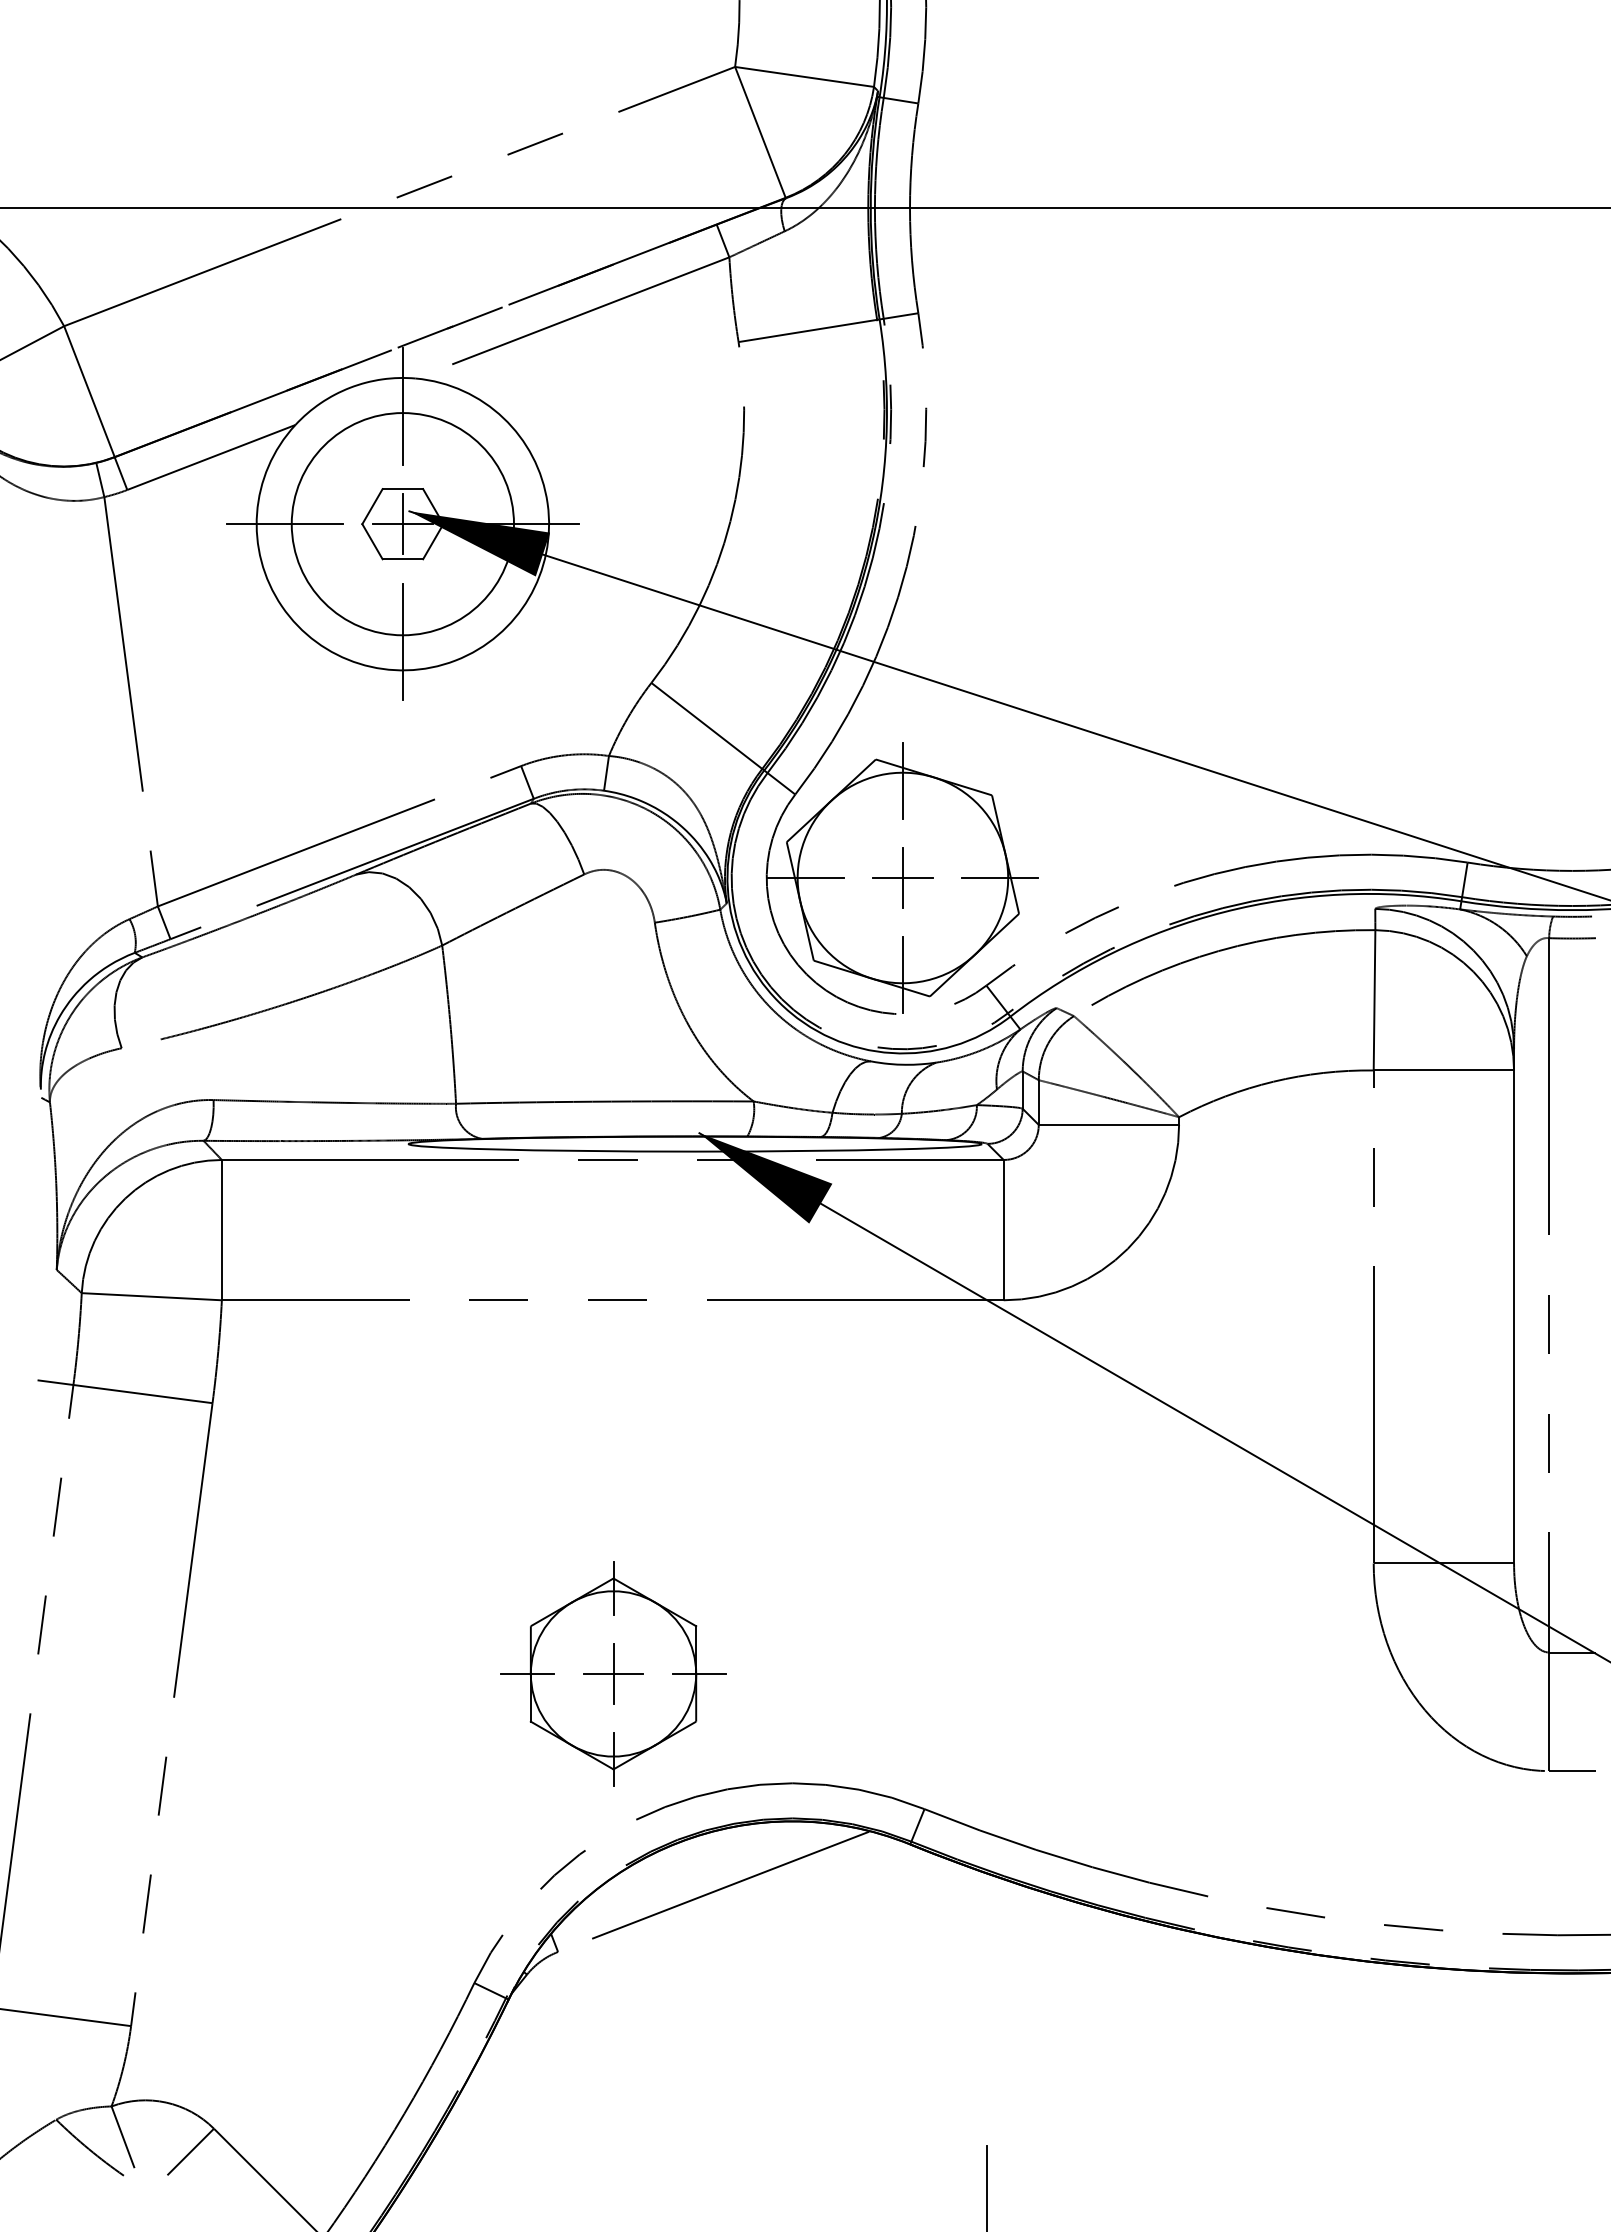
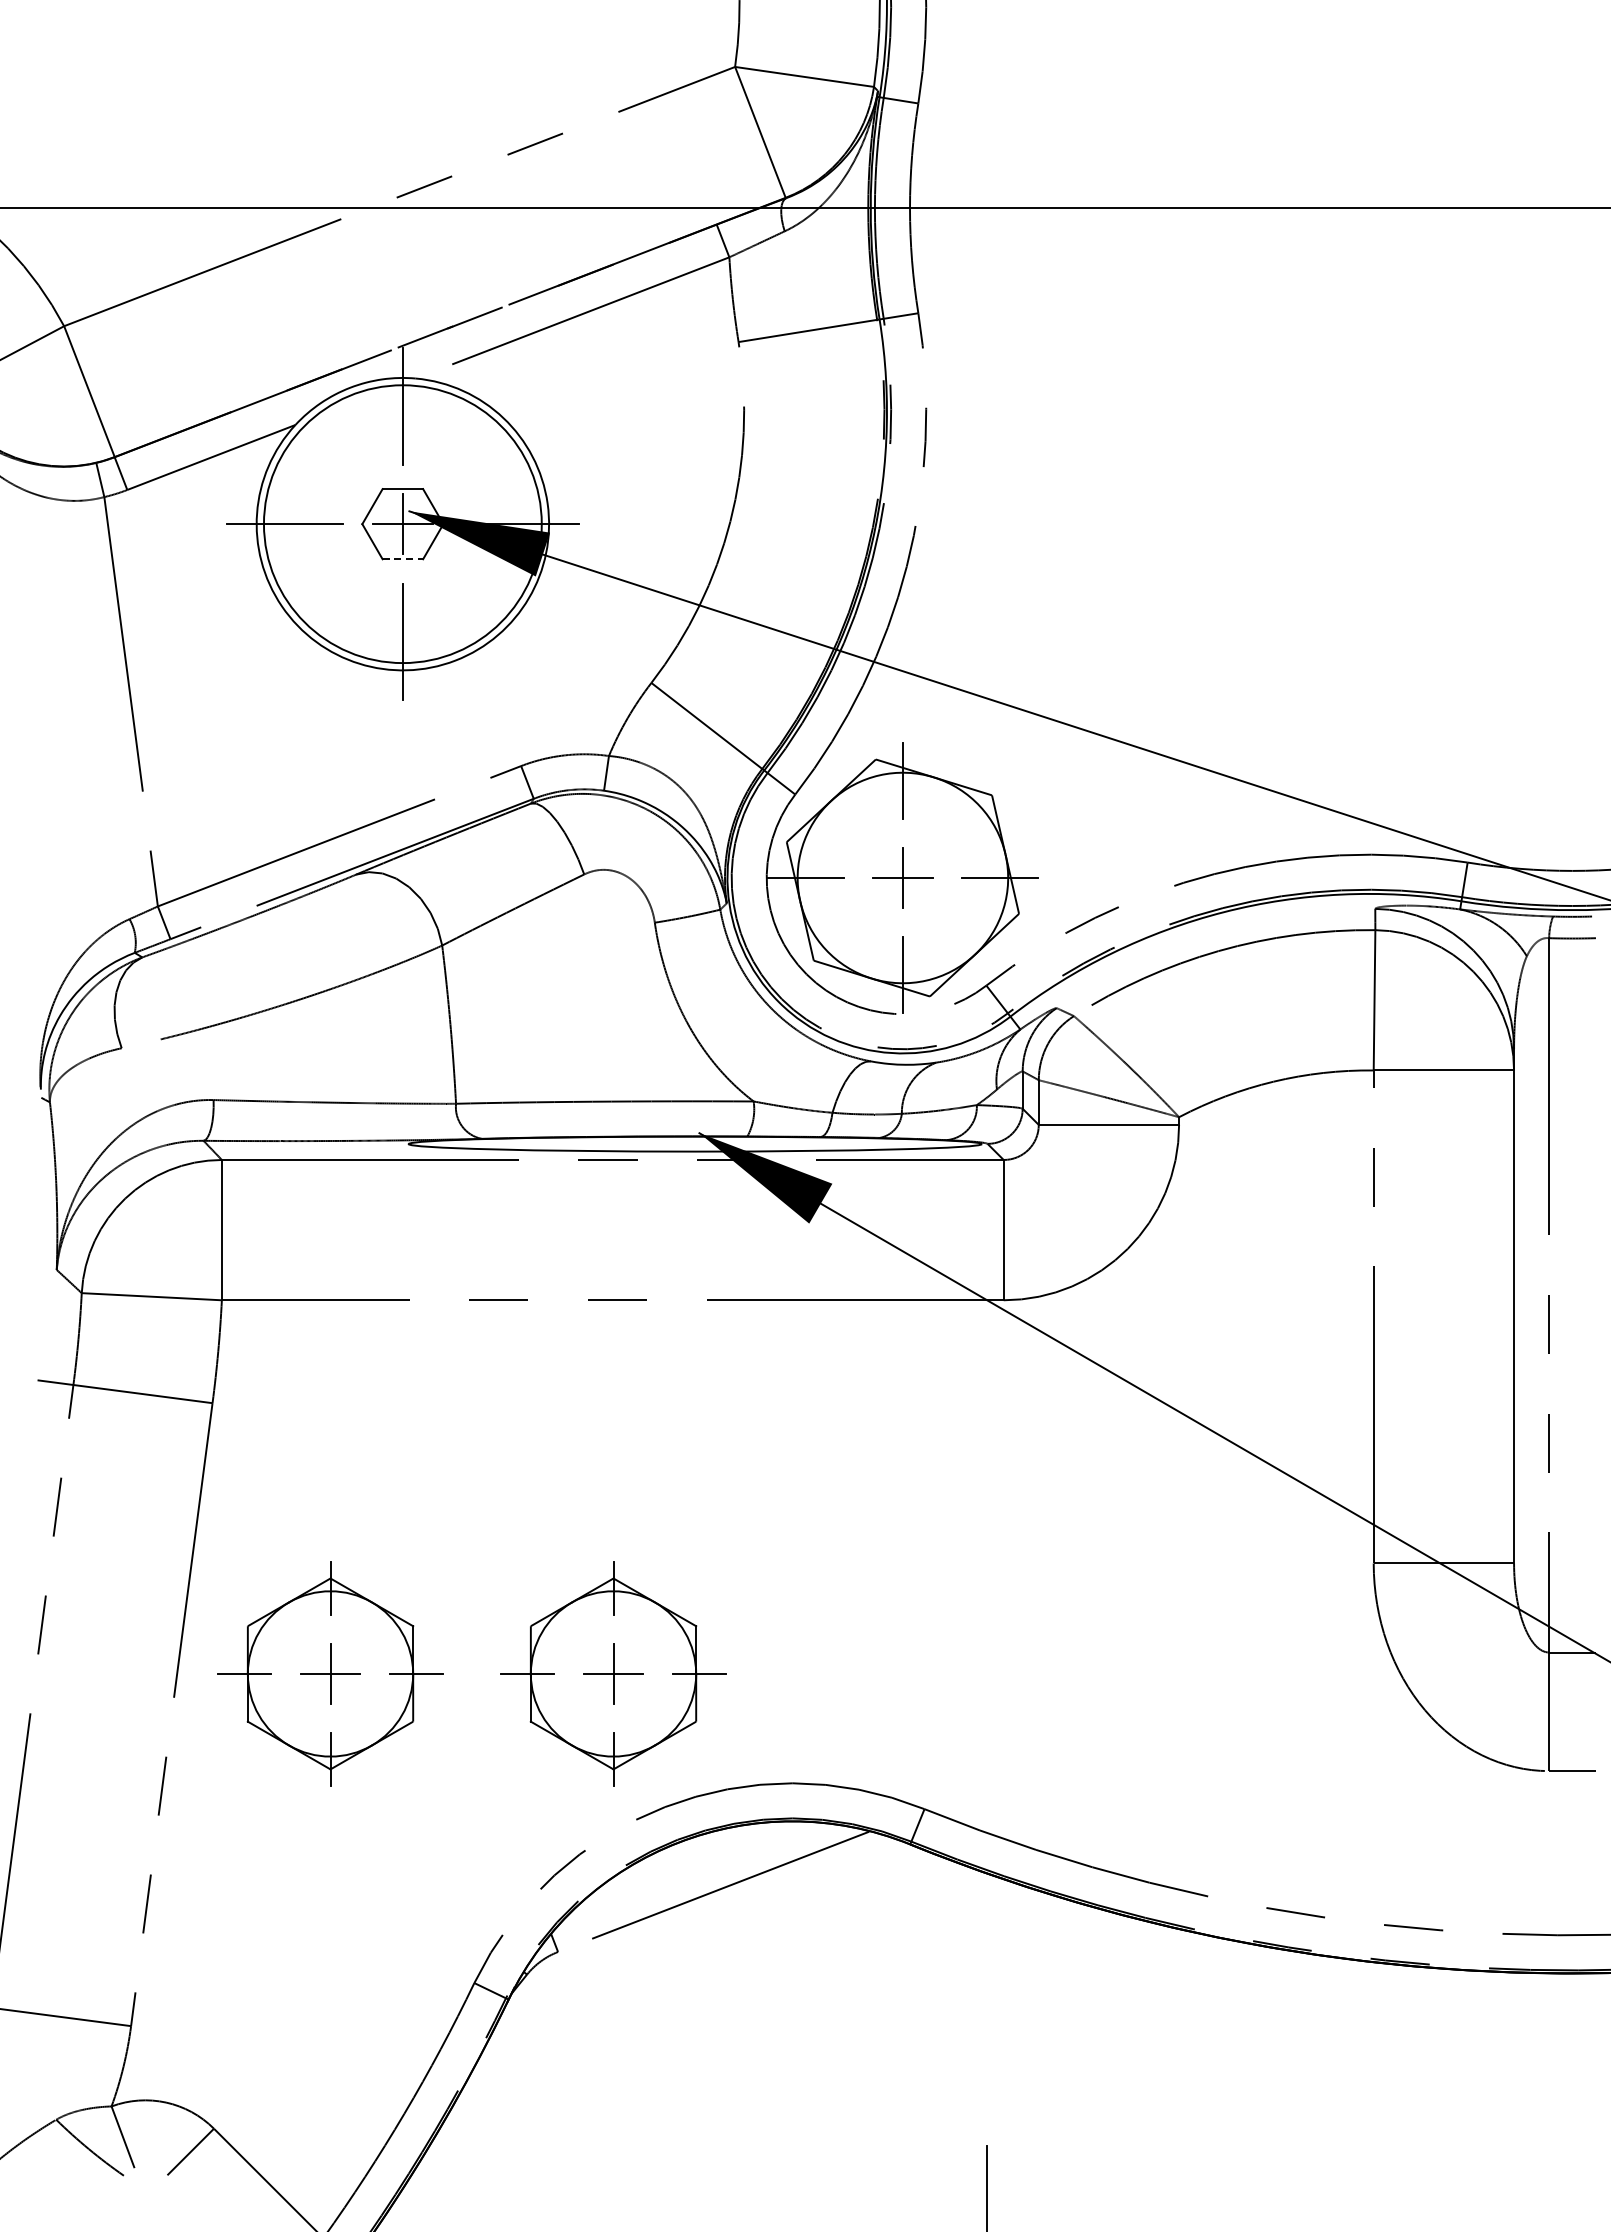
circle diameter: 222 px -> 278 px (402, 524)
line: solid -> dashed (403, 559)
part: none -> present (330, 1673)
